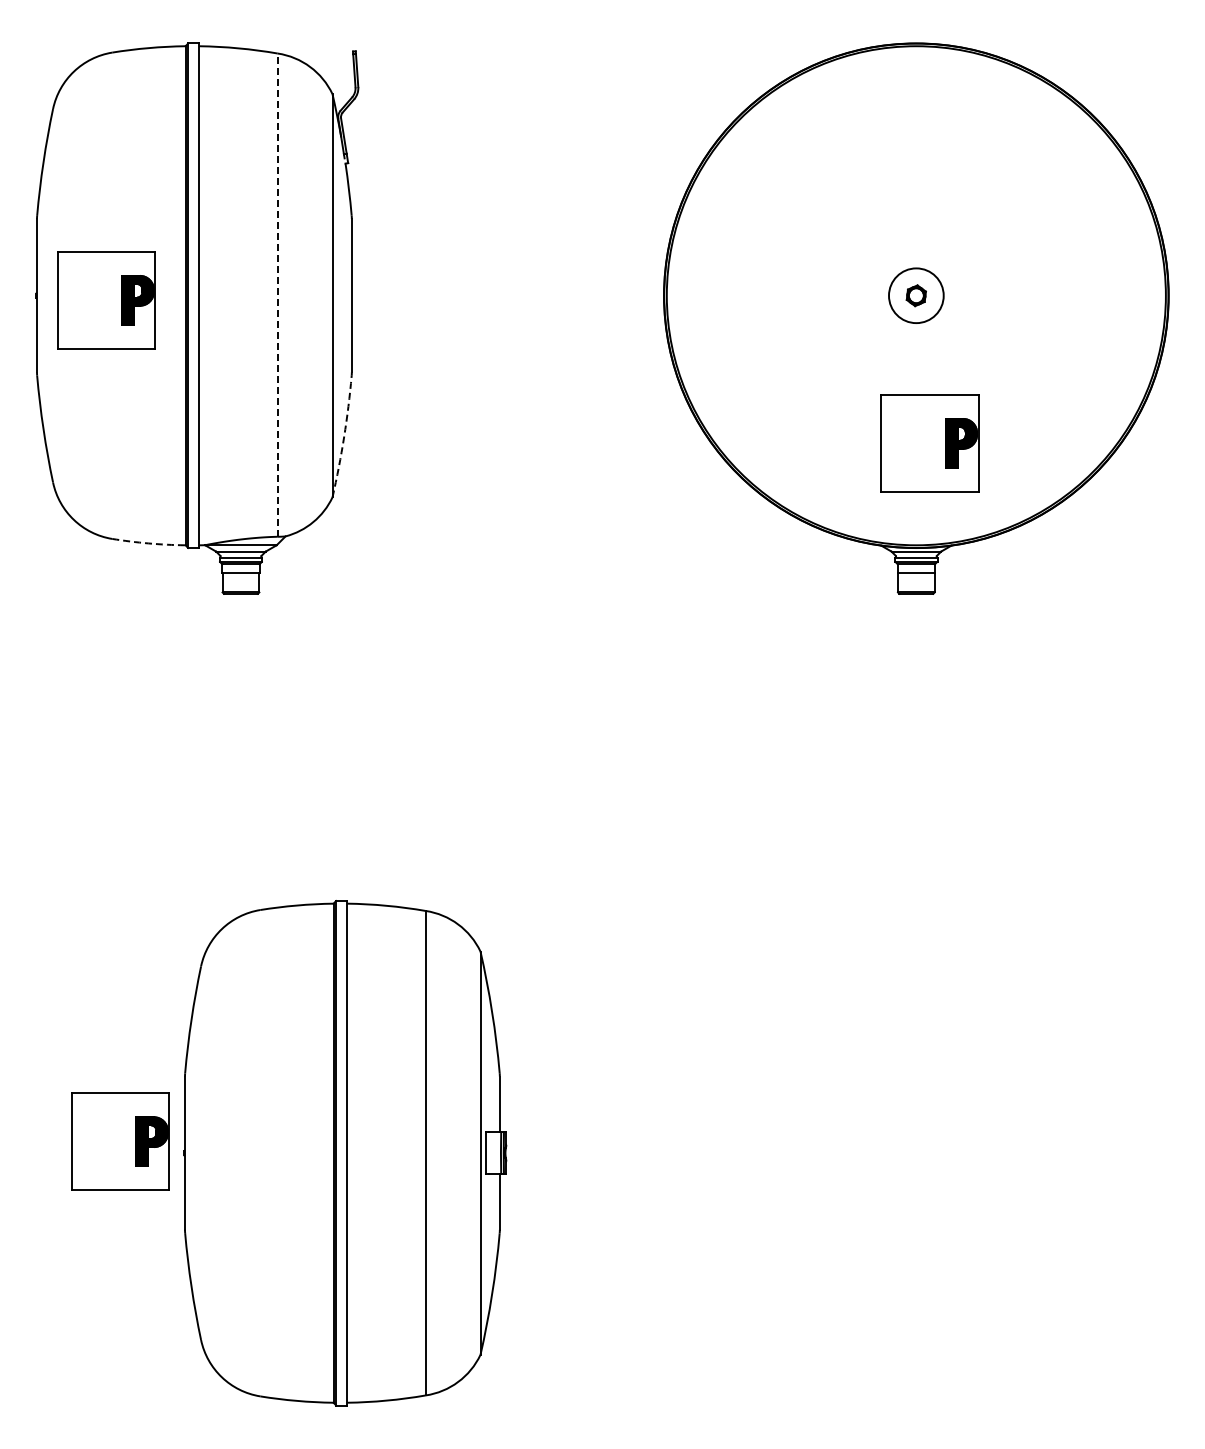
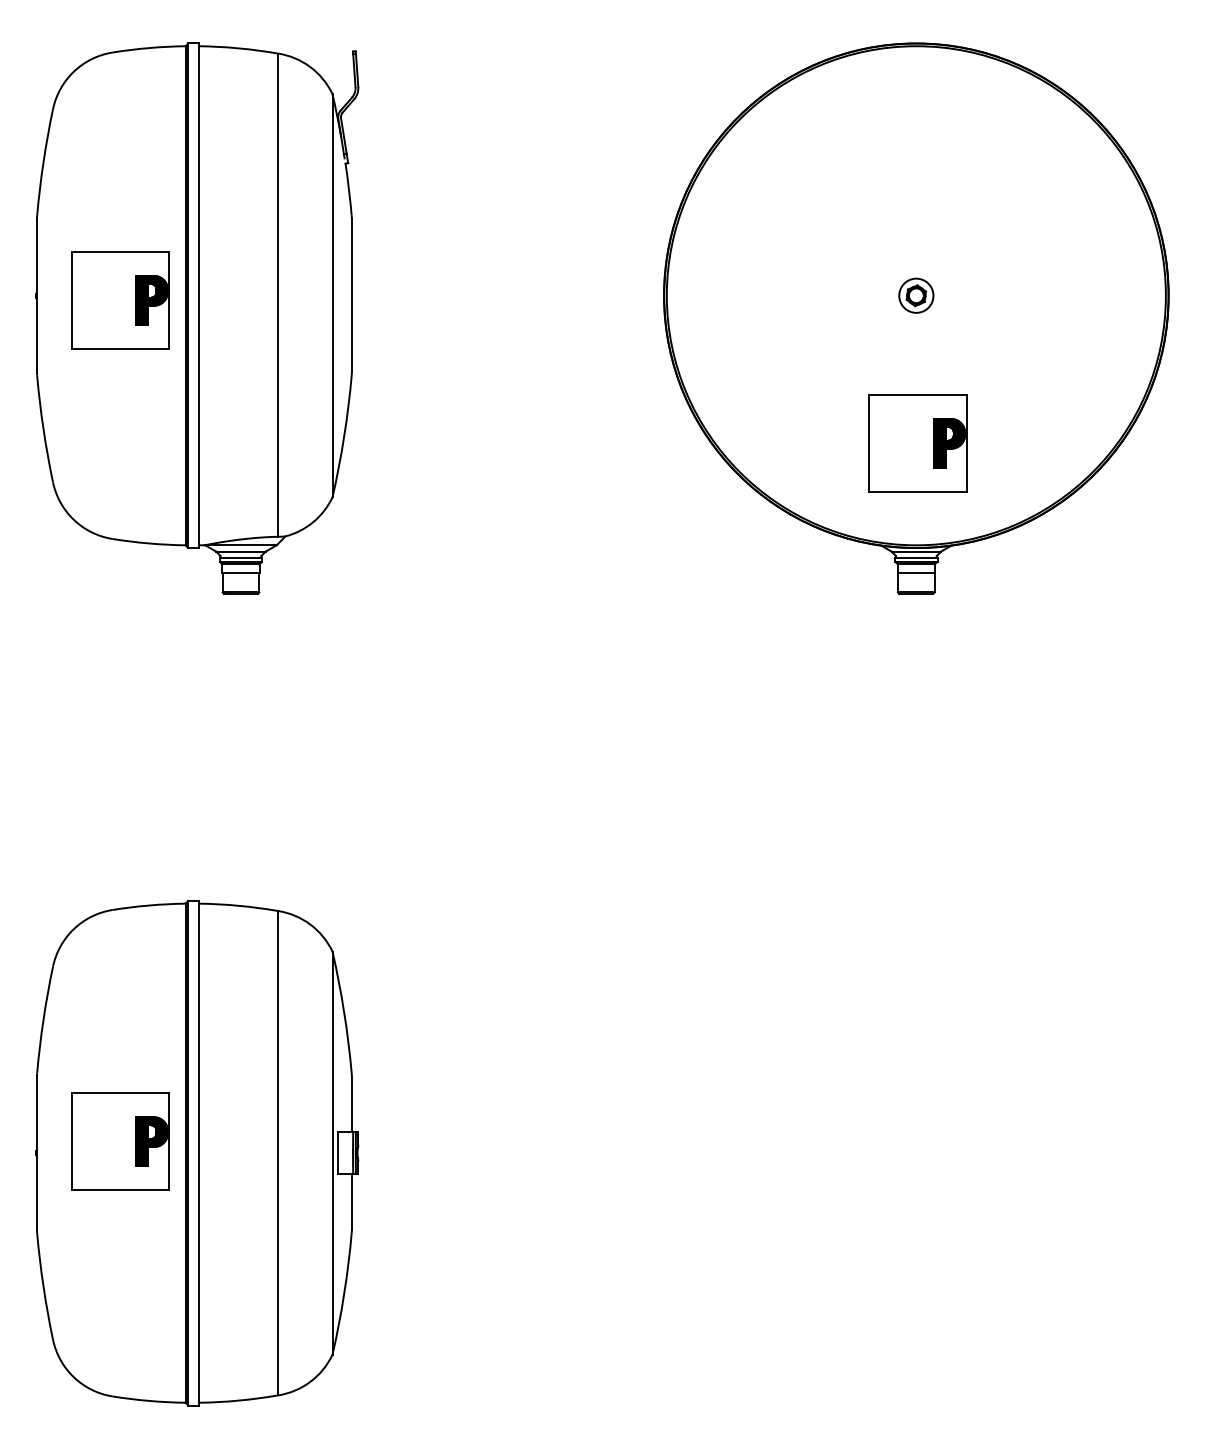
line: dashed -> solid (277, 295)
circle diameter: 55 px -> 34 px (916, 295)
part position: (106, 300) -> (120, 300) (120, 300)
arc: dashed -> solid (344, 436)
part position: (929, 443) -> (917, 443) (917, 443)
arc: dashed -> solid (148, 543)
part position: (345, 1153) -> (197, 1153) (197, 1153)
